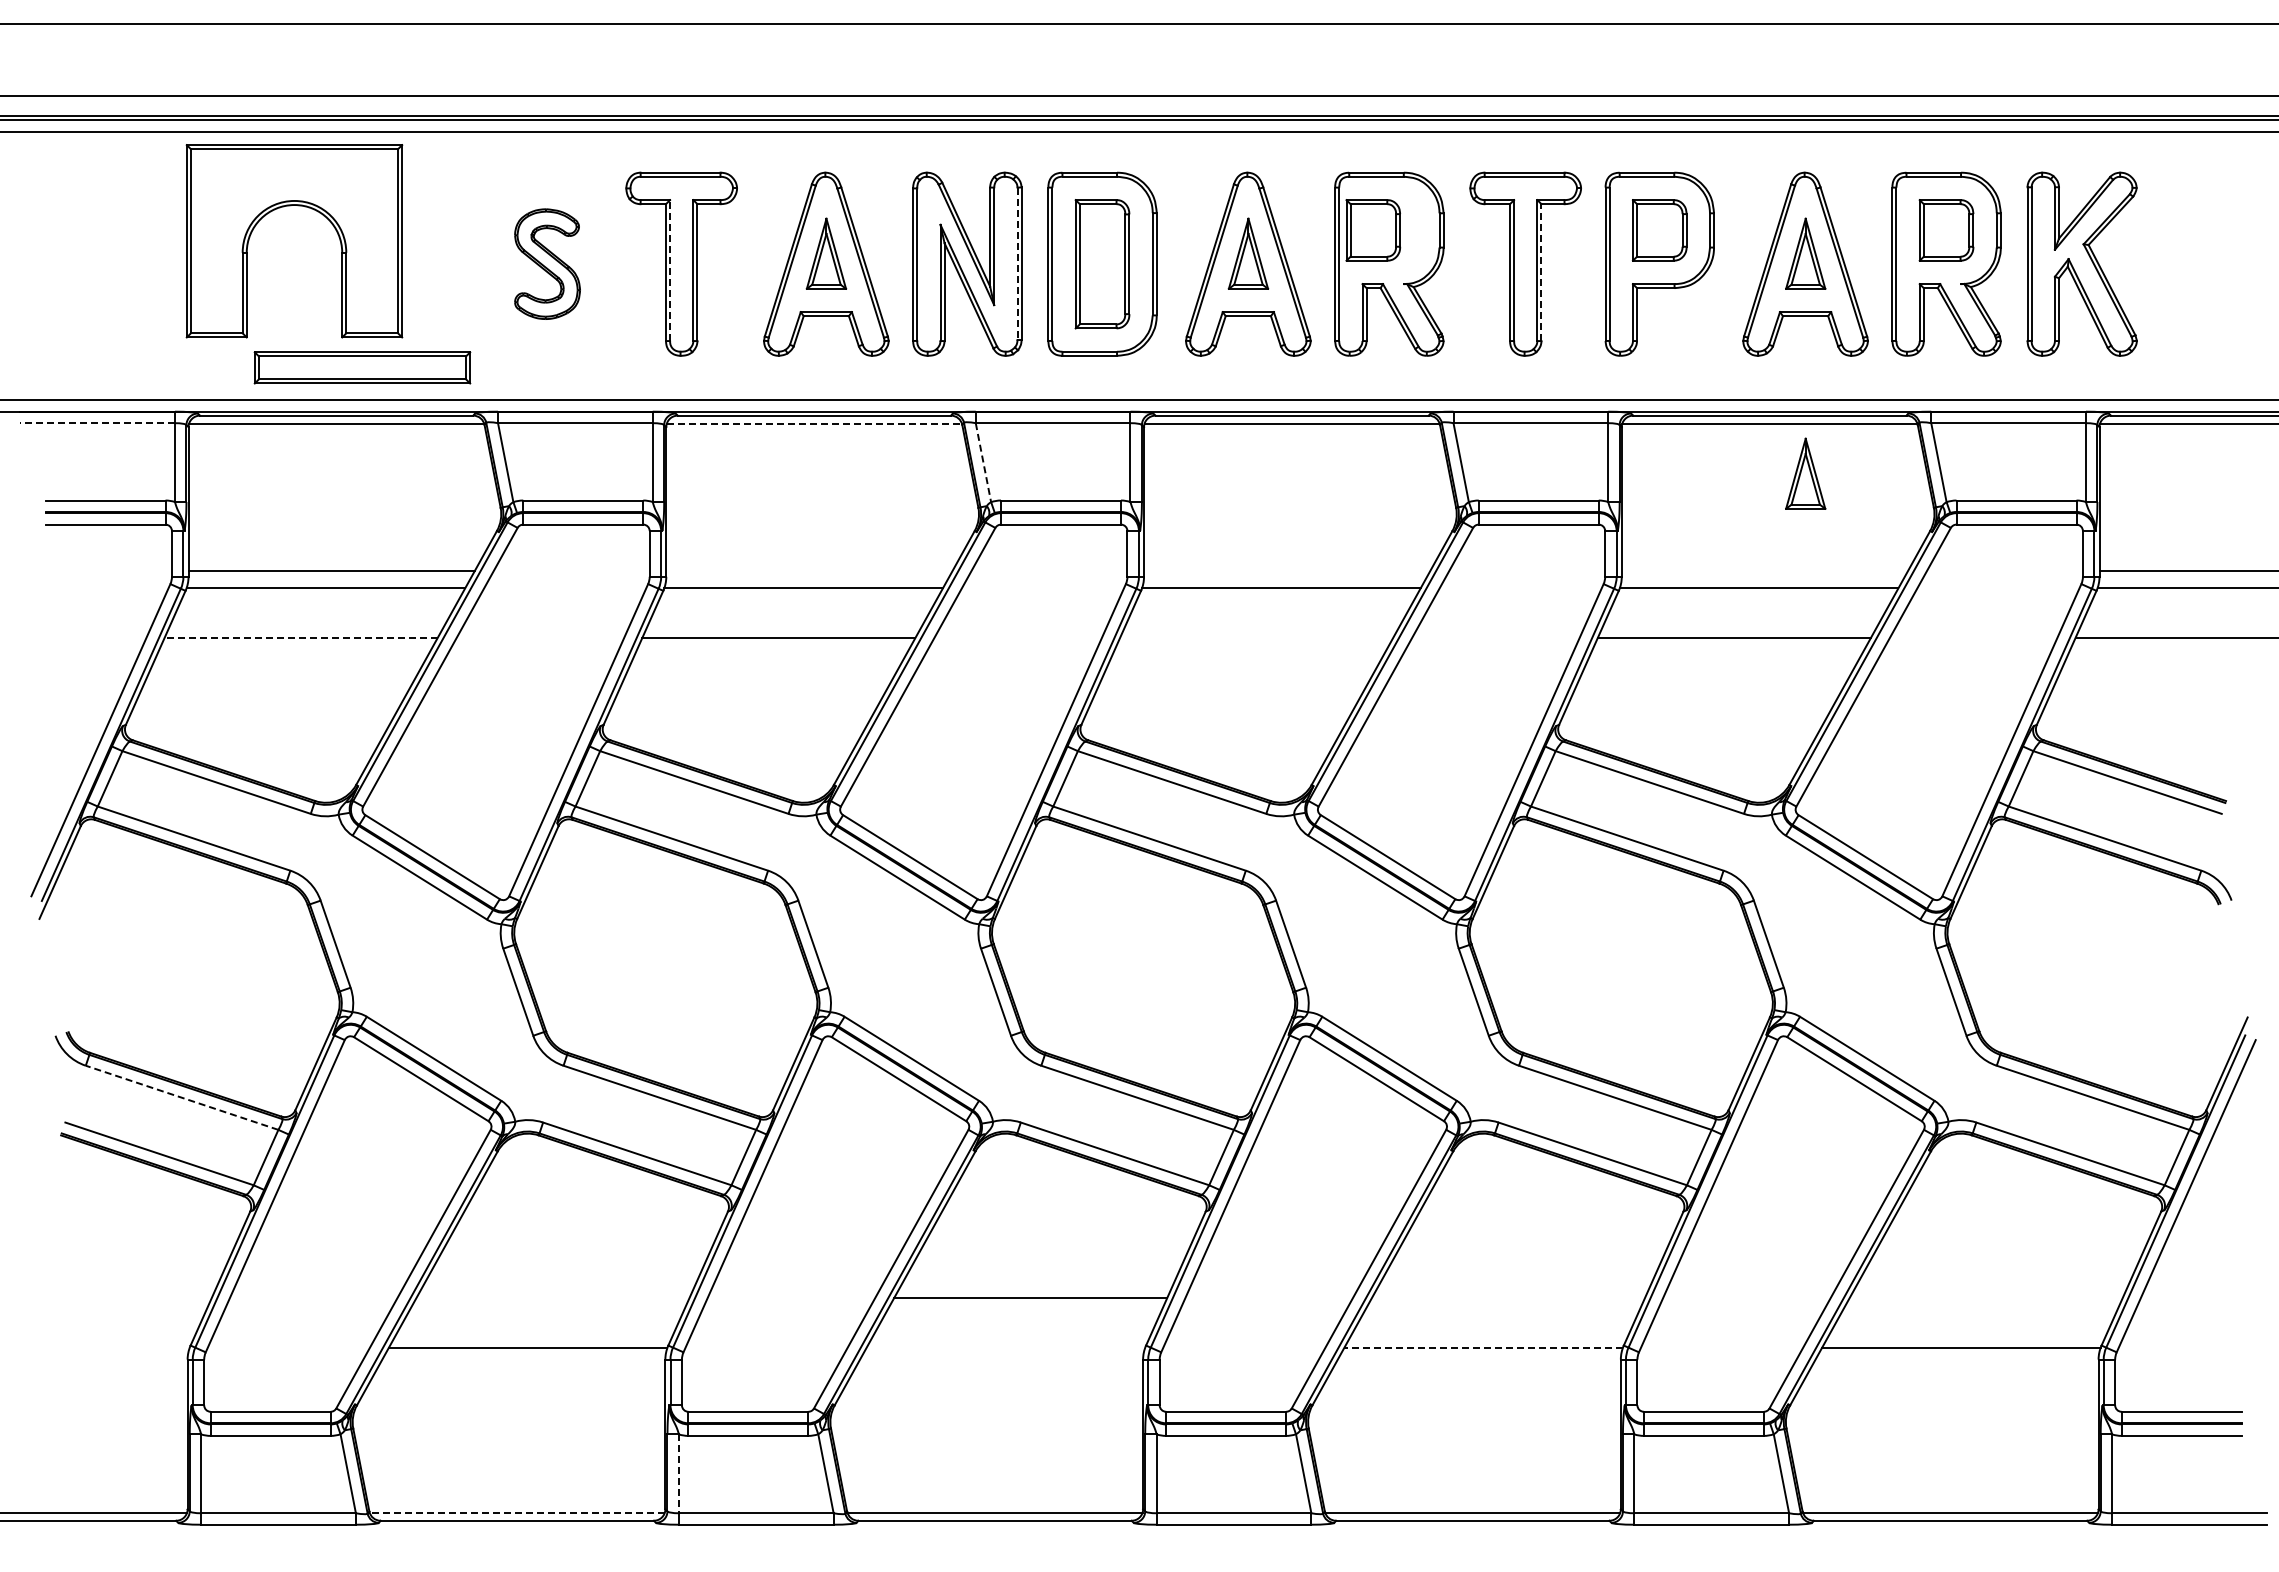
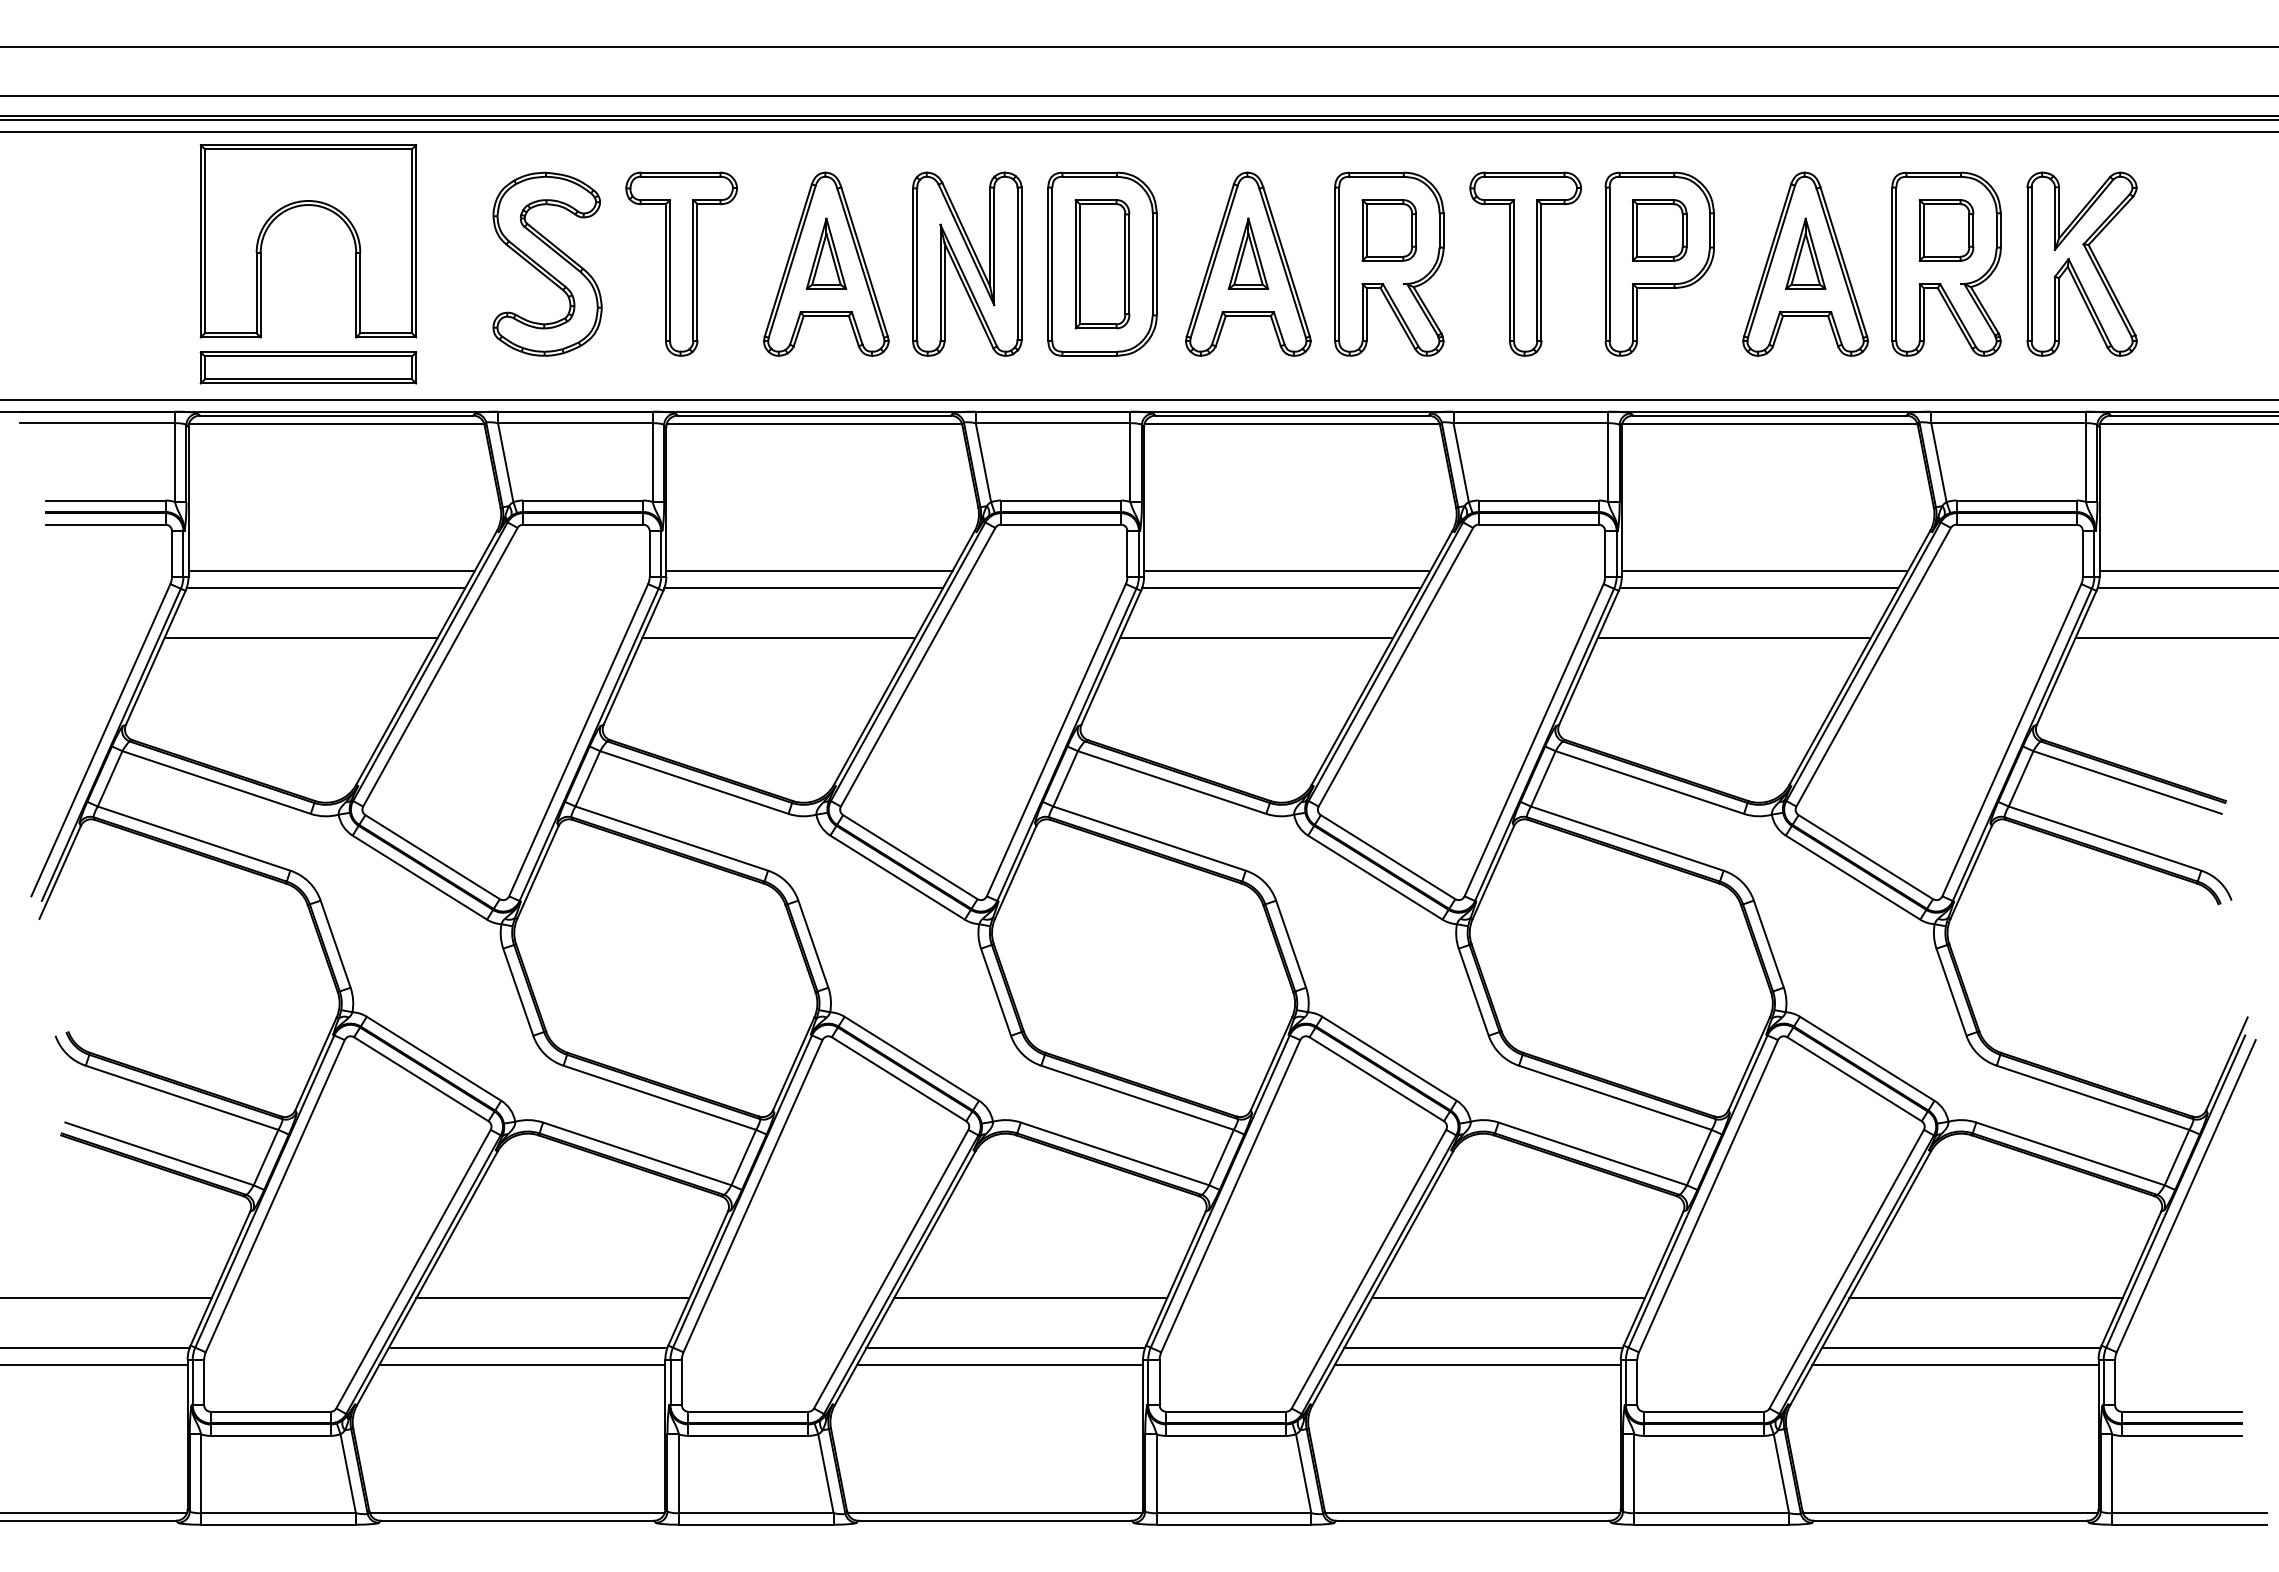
line position: (1138, 24) -> (1138, 47) (1138, 47)
part position: (290, 206) -> (304, 206) (304, 206)
part position: (1373, 230) -> (1389, 230) (1389, 230)
part size: 67x112 px -> 111x186 px (547, 263)
line: dashed -> solid (1017, 264)
line: dashed -> solid (670, 270)
line: dashed -> solid (1541, 272)
part position: (362, 367) -> (308, 367) (308, 367)
line: dashed -> solid (97, 423)
line: dashed -> solid (814, 423)
line: dashed -> solid (983, 463)
part: present -> none (1805, 473)
line: none -> present (809, 570)
line: none -> present (1287, 570)
line: none -> present (1764, 570)
line: dashed -> solid (301, 637)
line: none -> present (1256, 637)
line: dashed -> solid (181, 1097)
line: none -> present (106, 1298)
line: none -> present (552, 1298)
line: none -> present (1507, 1298)
line: none -> present (1985, 1298)
line: none -> present (95, 1348)
line: none -> present (1005, 1348)
line: dashed -> solid (1483, 1348)
line: none -> present (94, 1365)
line: none -> present (522, 1365)
line: none -> present (999, 1365)
line: none -> present (1477, 1365)
line: none -> present (1955, 1365)
line: dashed -> solid (678, 1474)
line: dashed -> solid (517, 1512)
